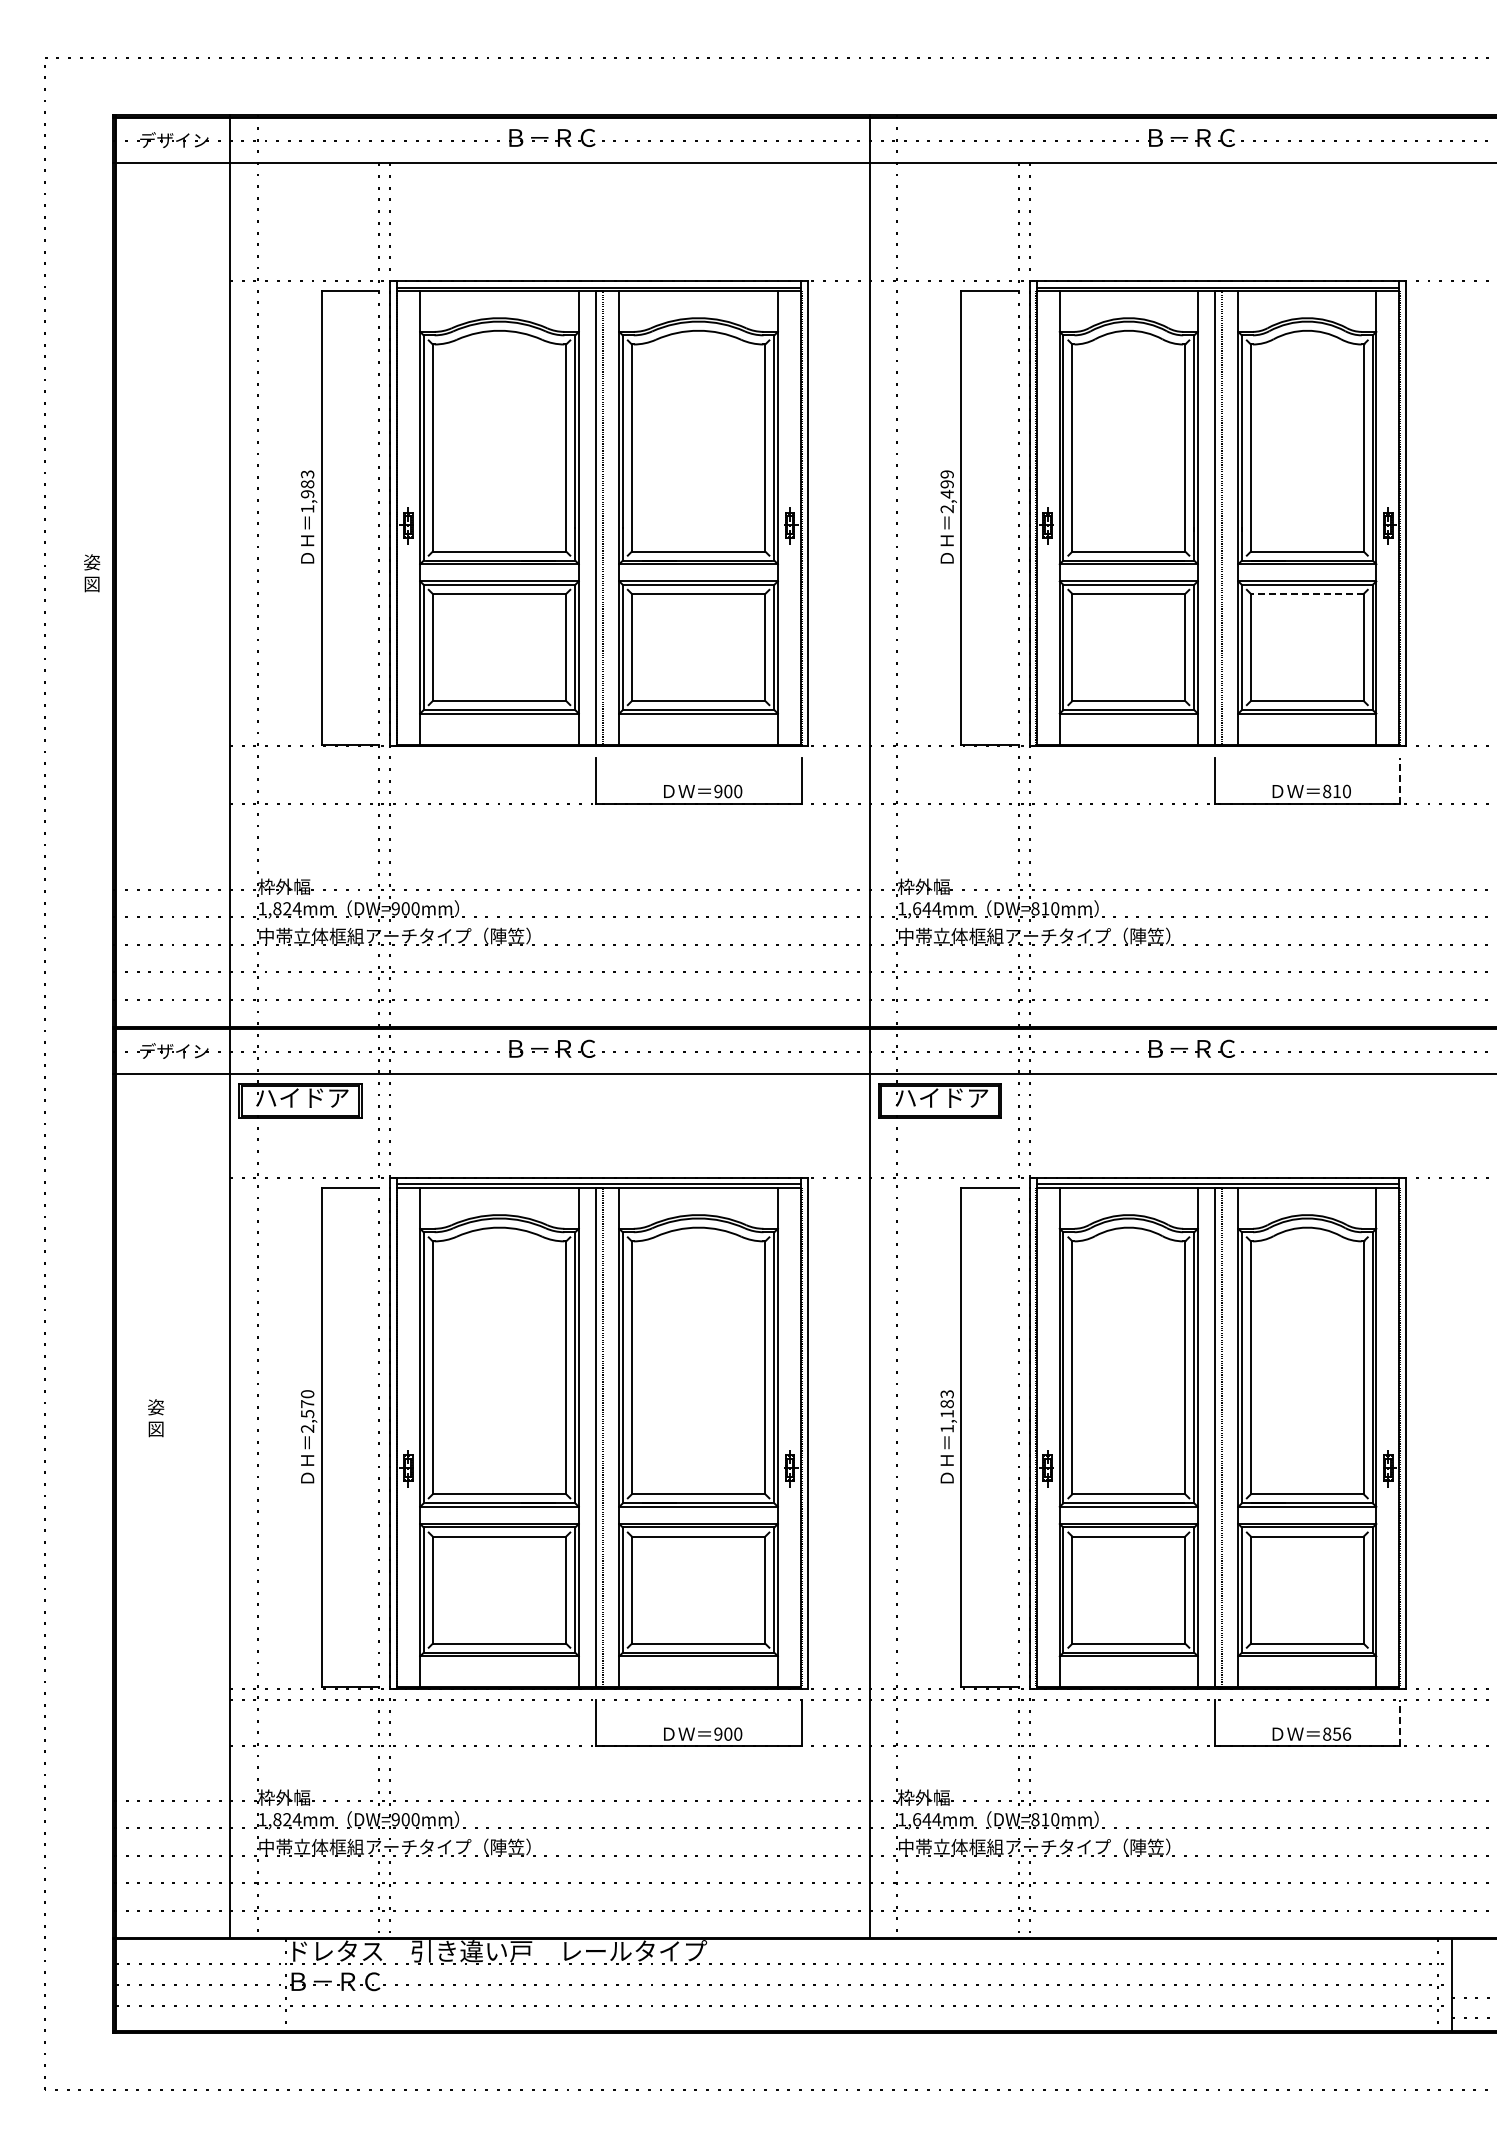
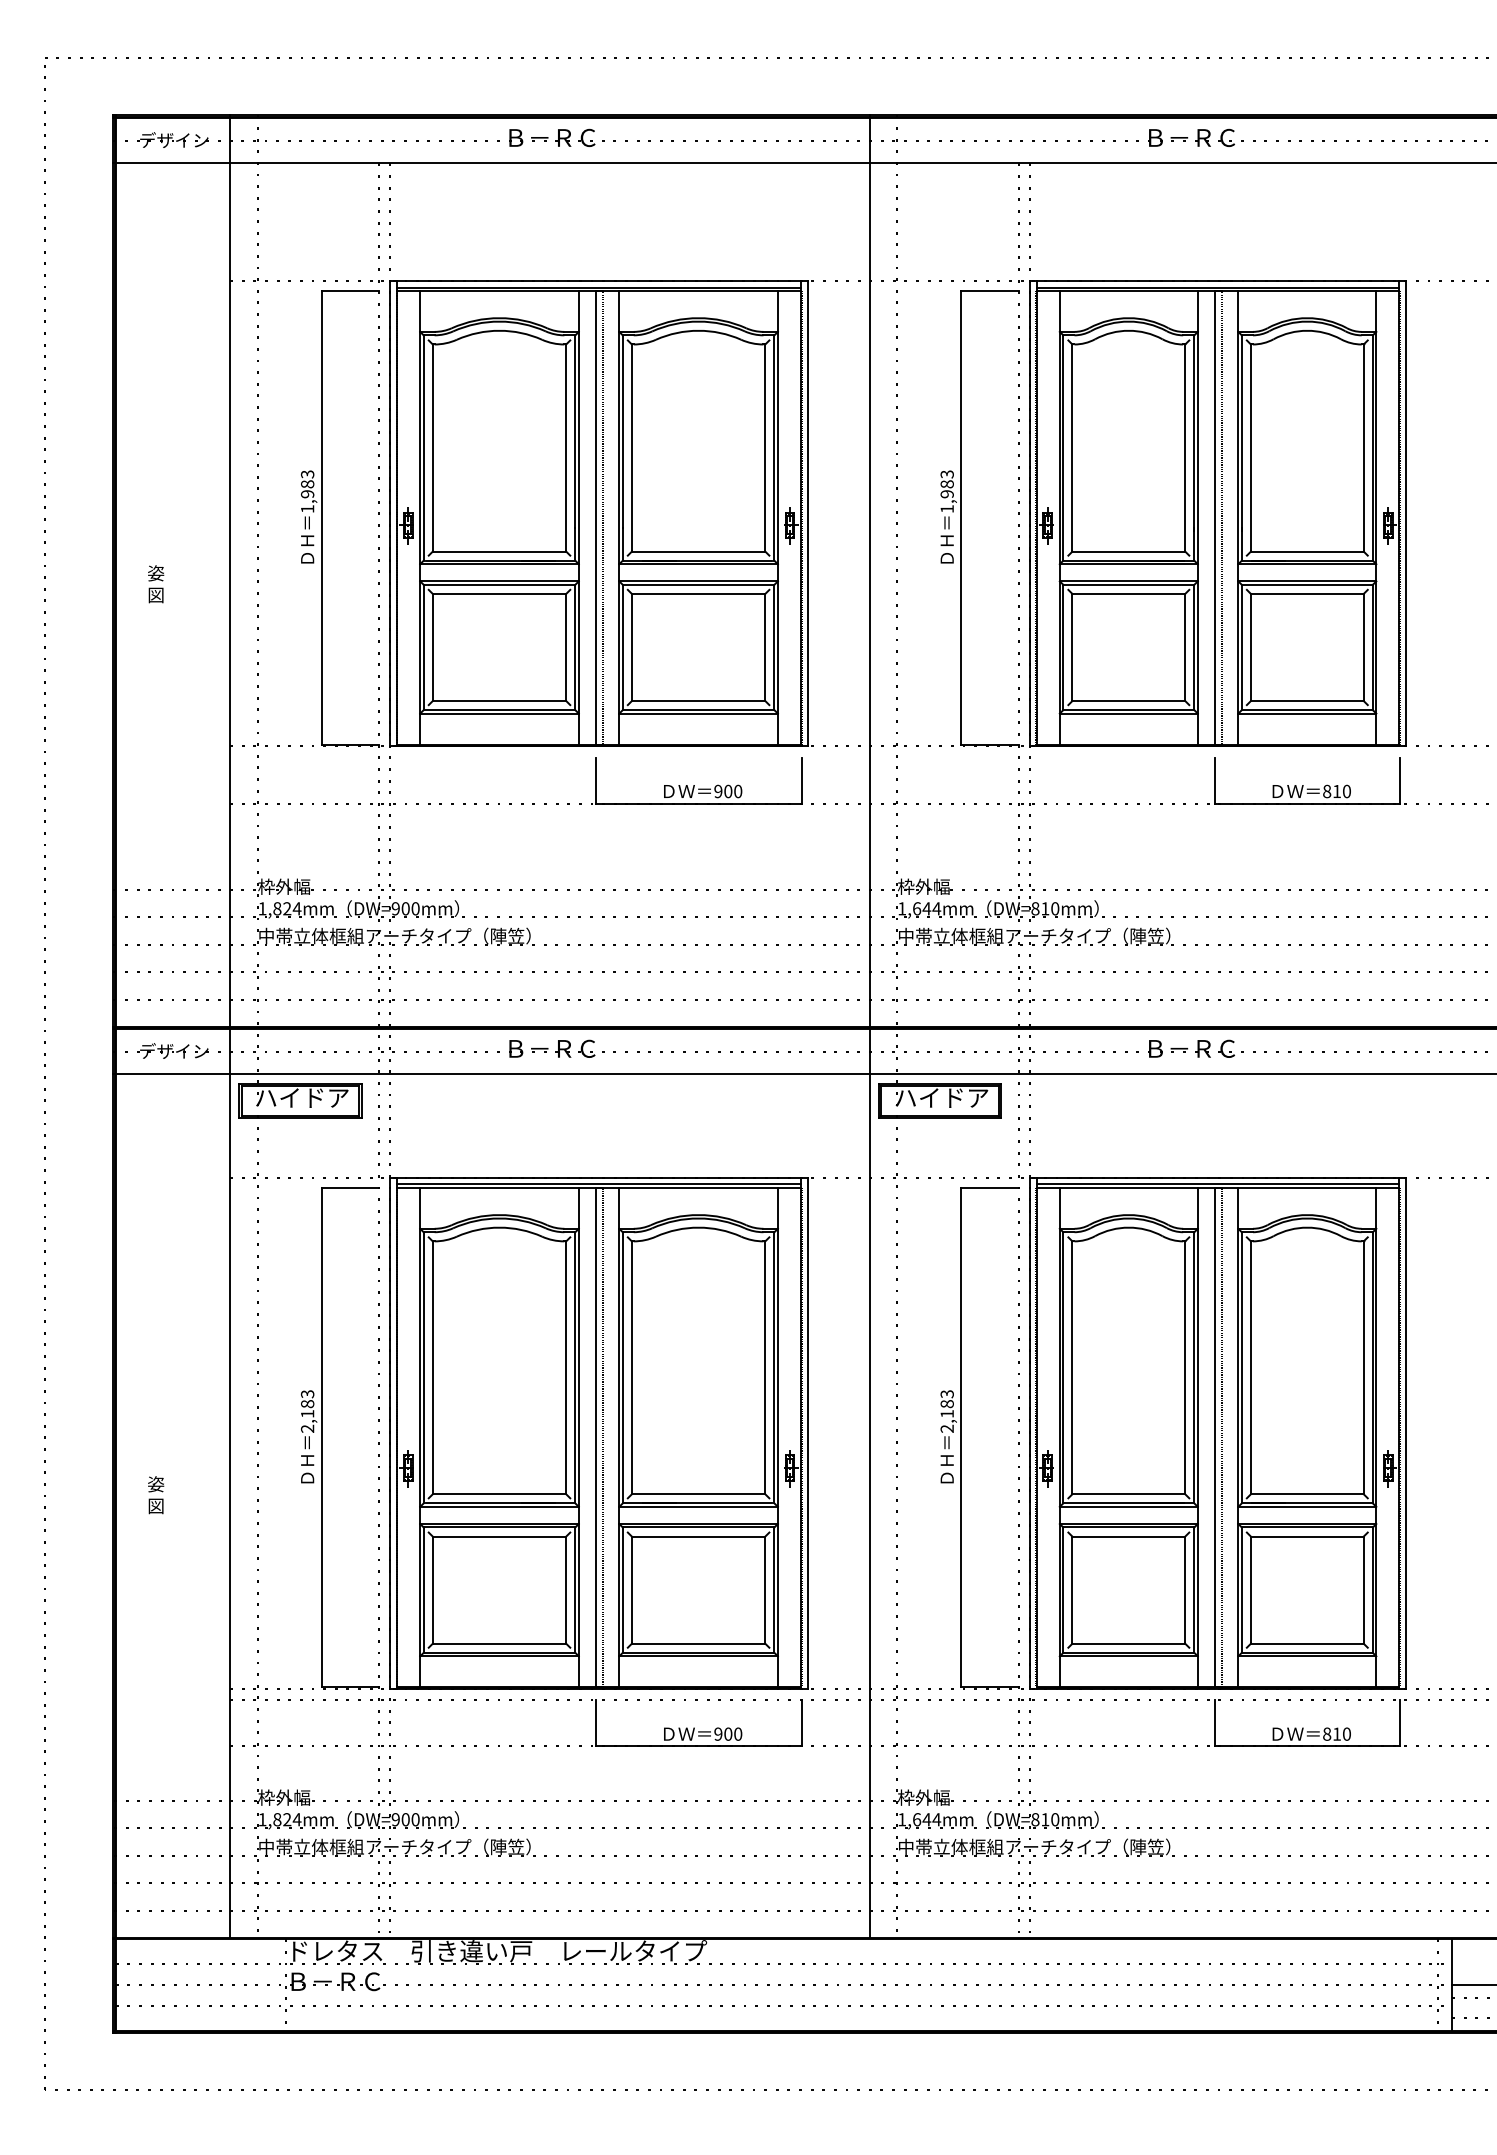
text: 2,499 -> 1,983 (946, 491)
text position: (92, 573) -> (156, 584) (156, 584)
line: dashed -> solid (1306, 593)
line: dashed -> solid (1400, 780)
text: 2,570 -> 2,183 (307, 1404)
text position: (156, 1418) -> (156, 1495) (156, 1495)
text: 1,183 -> 2,183 (946, 1428)
line: dashed -> solid (1400, 1723)
text: 856 -> 810 (1341, 1733)
line: none -> present (1472, 1985)
